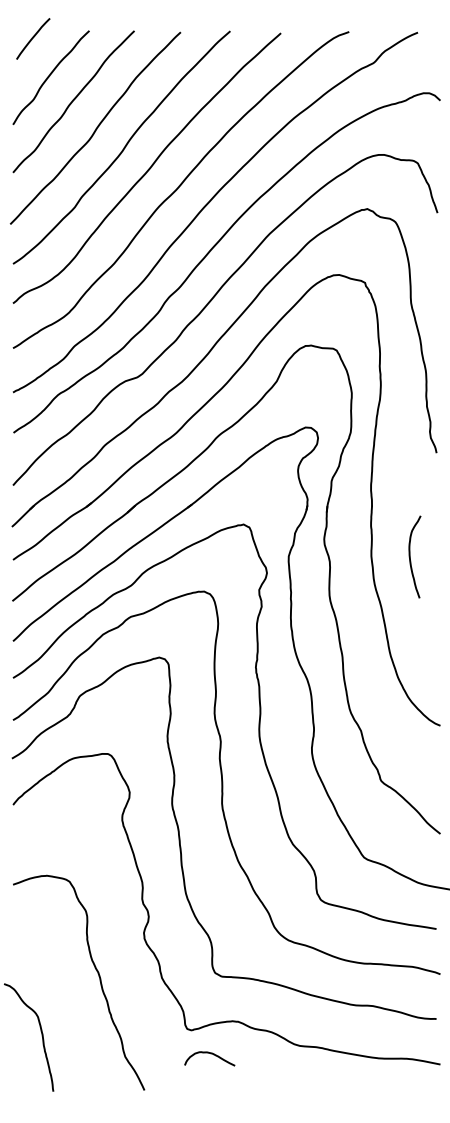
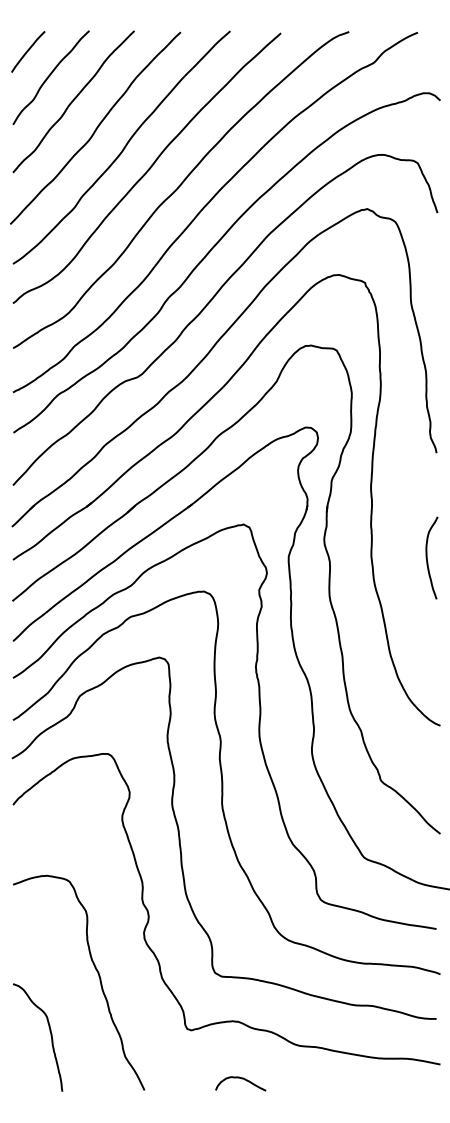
curve position: (33, 38) -> (28, 51) (28, 51)
curve position: (410, 556) -> (427, 557) (427, 557)
curve position: (41, 1036) -> (50, 1036) (50, 1036)
curve position: (210, 1054) -> (241, 1079) (241, 1079)
